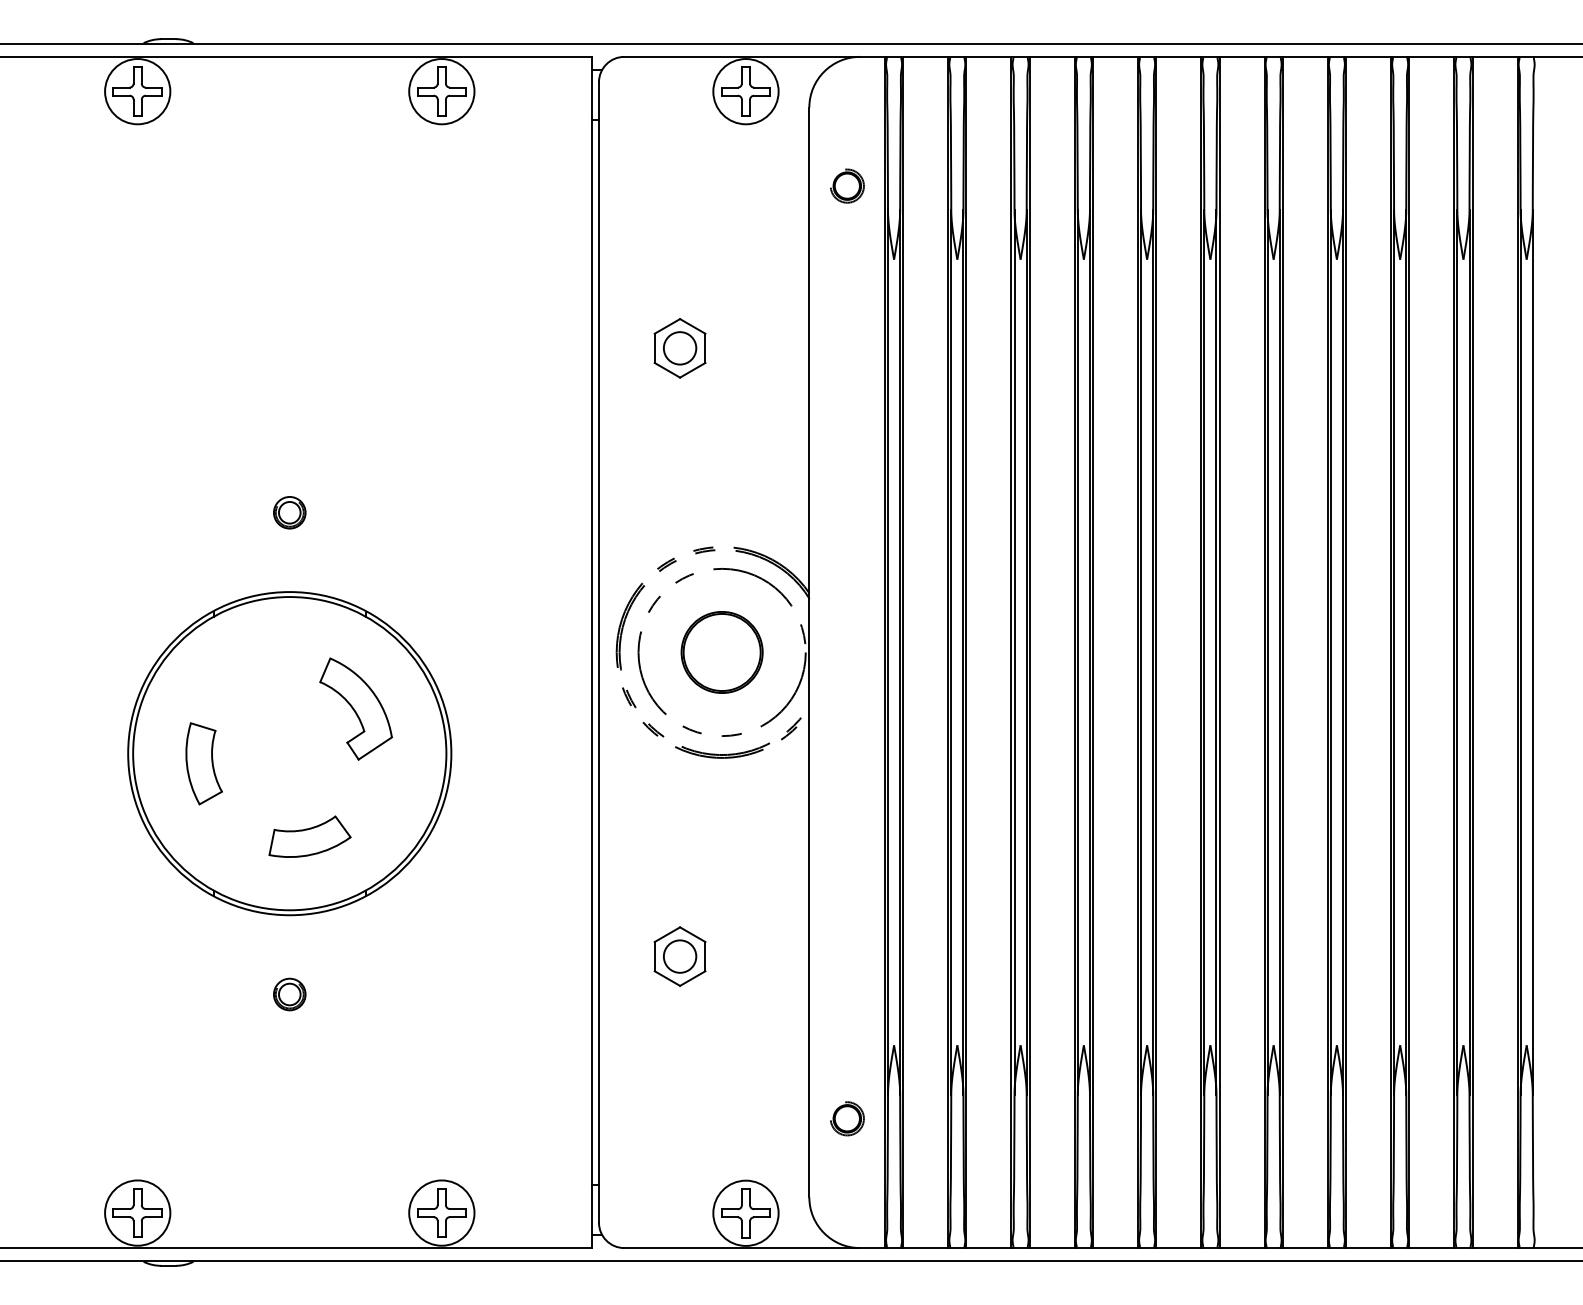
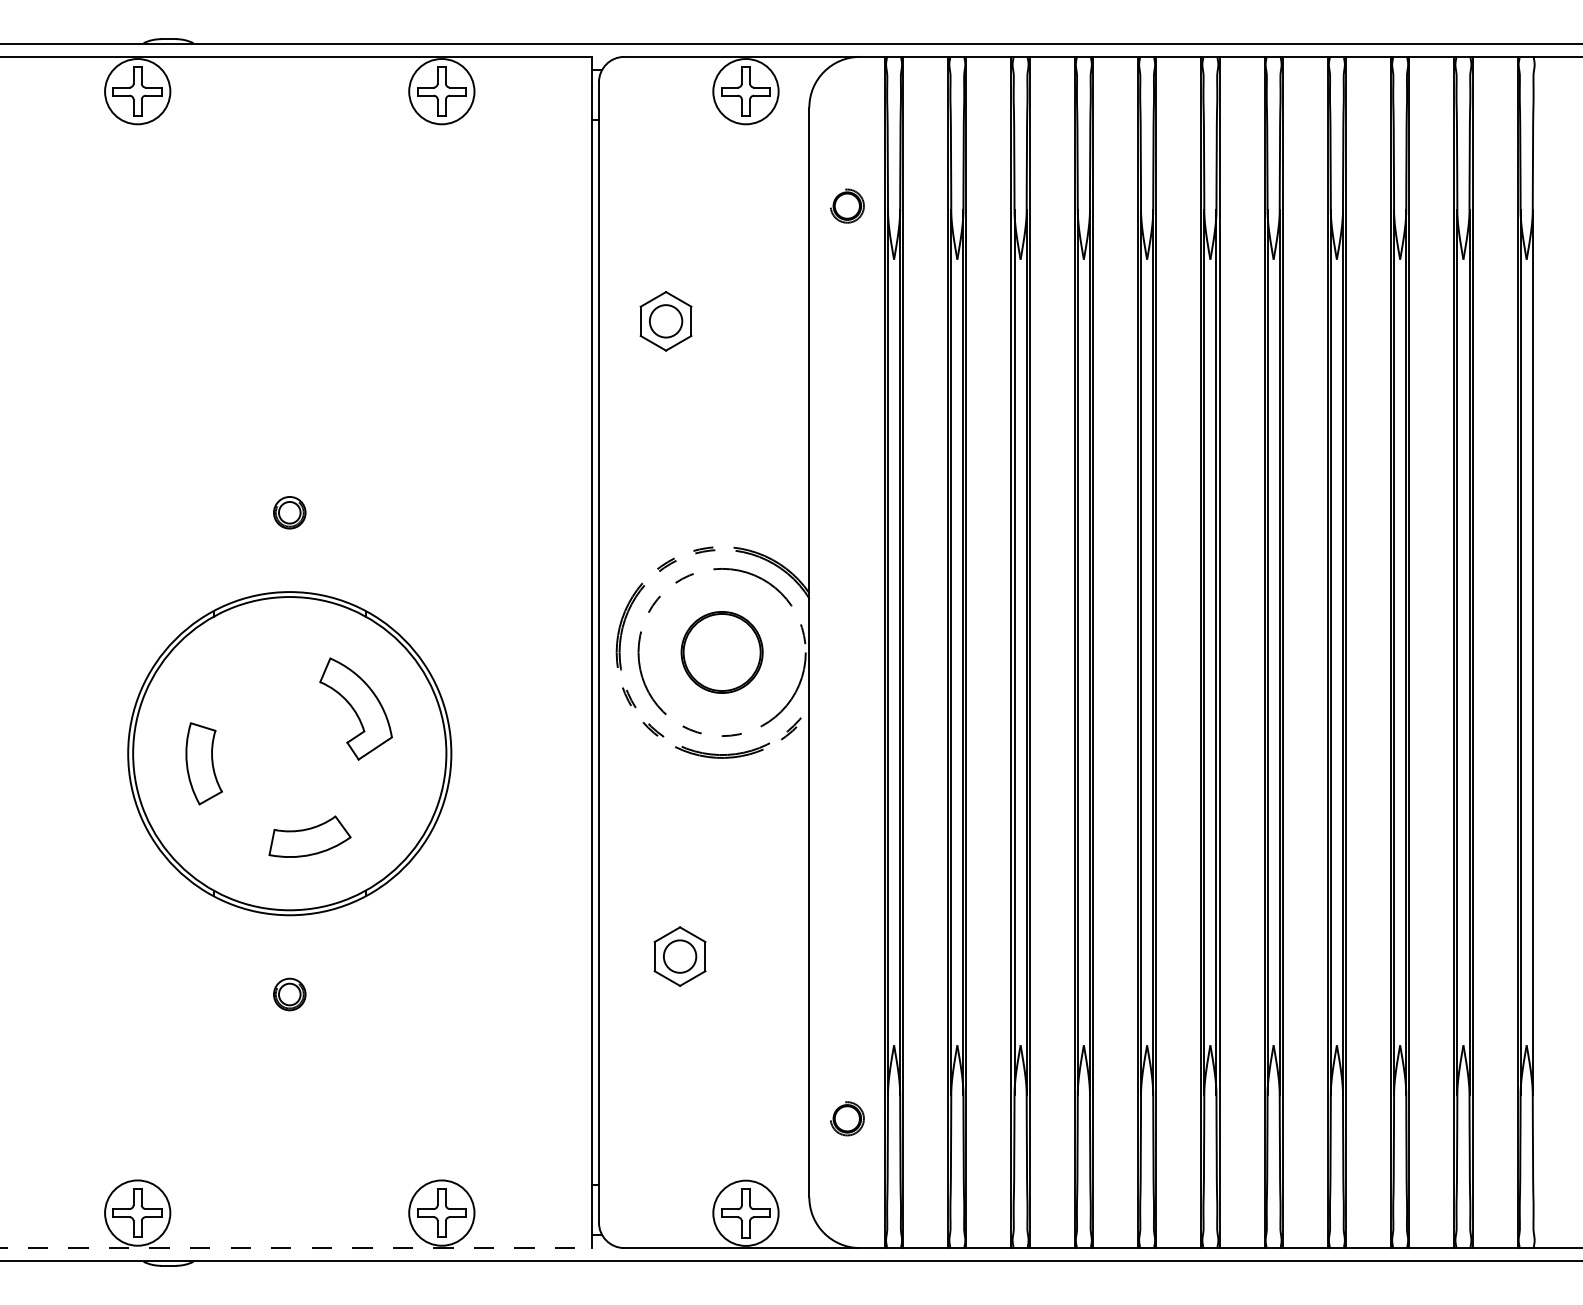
part position: (847, 185) -> (847, 205) (847, 205)
part position: (679, 348) -> (665, 321) (665, 321)
line: solid -> dashed (296, 1247)
